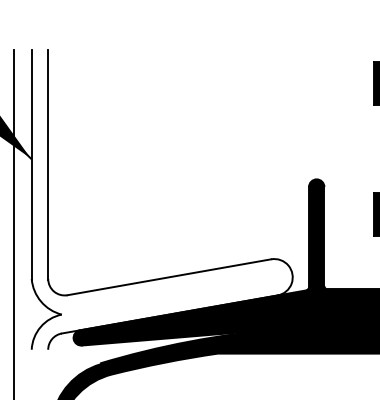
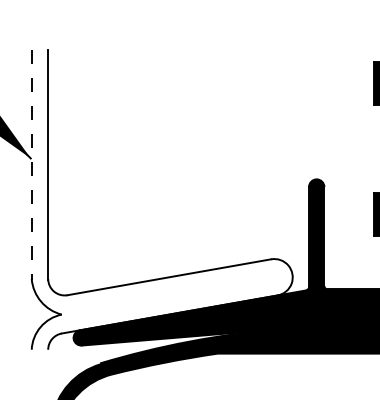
line: solid -> dashed (31, 164)
line: present -> none (13, 223)
